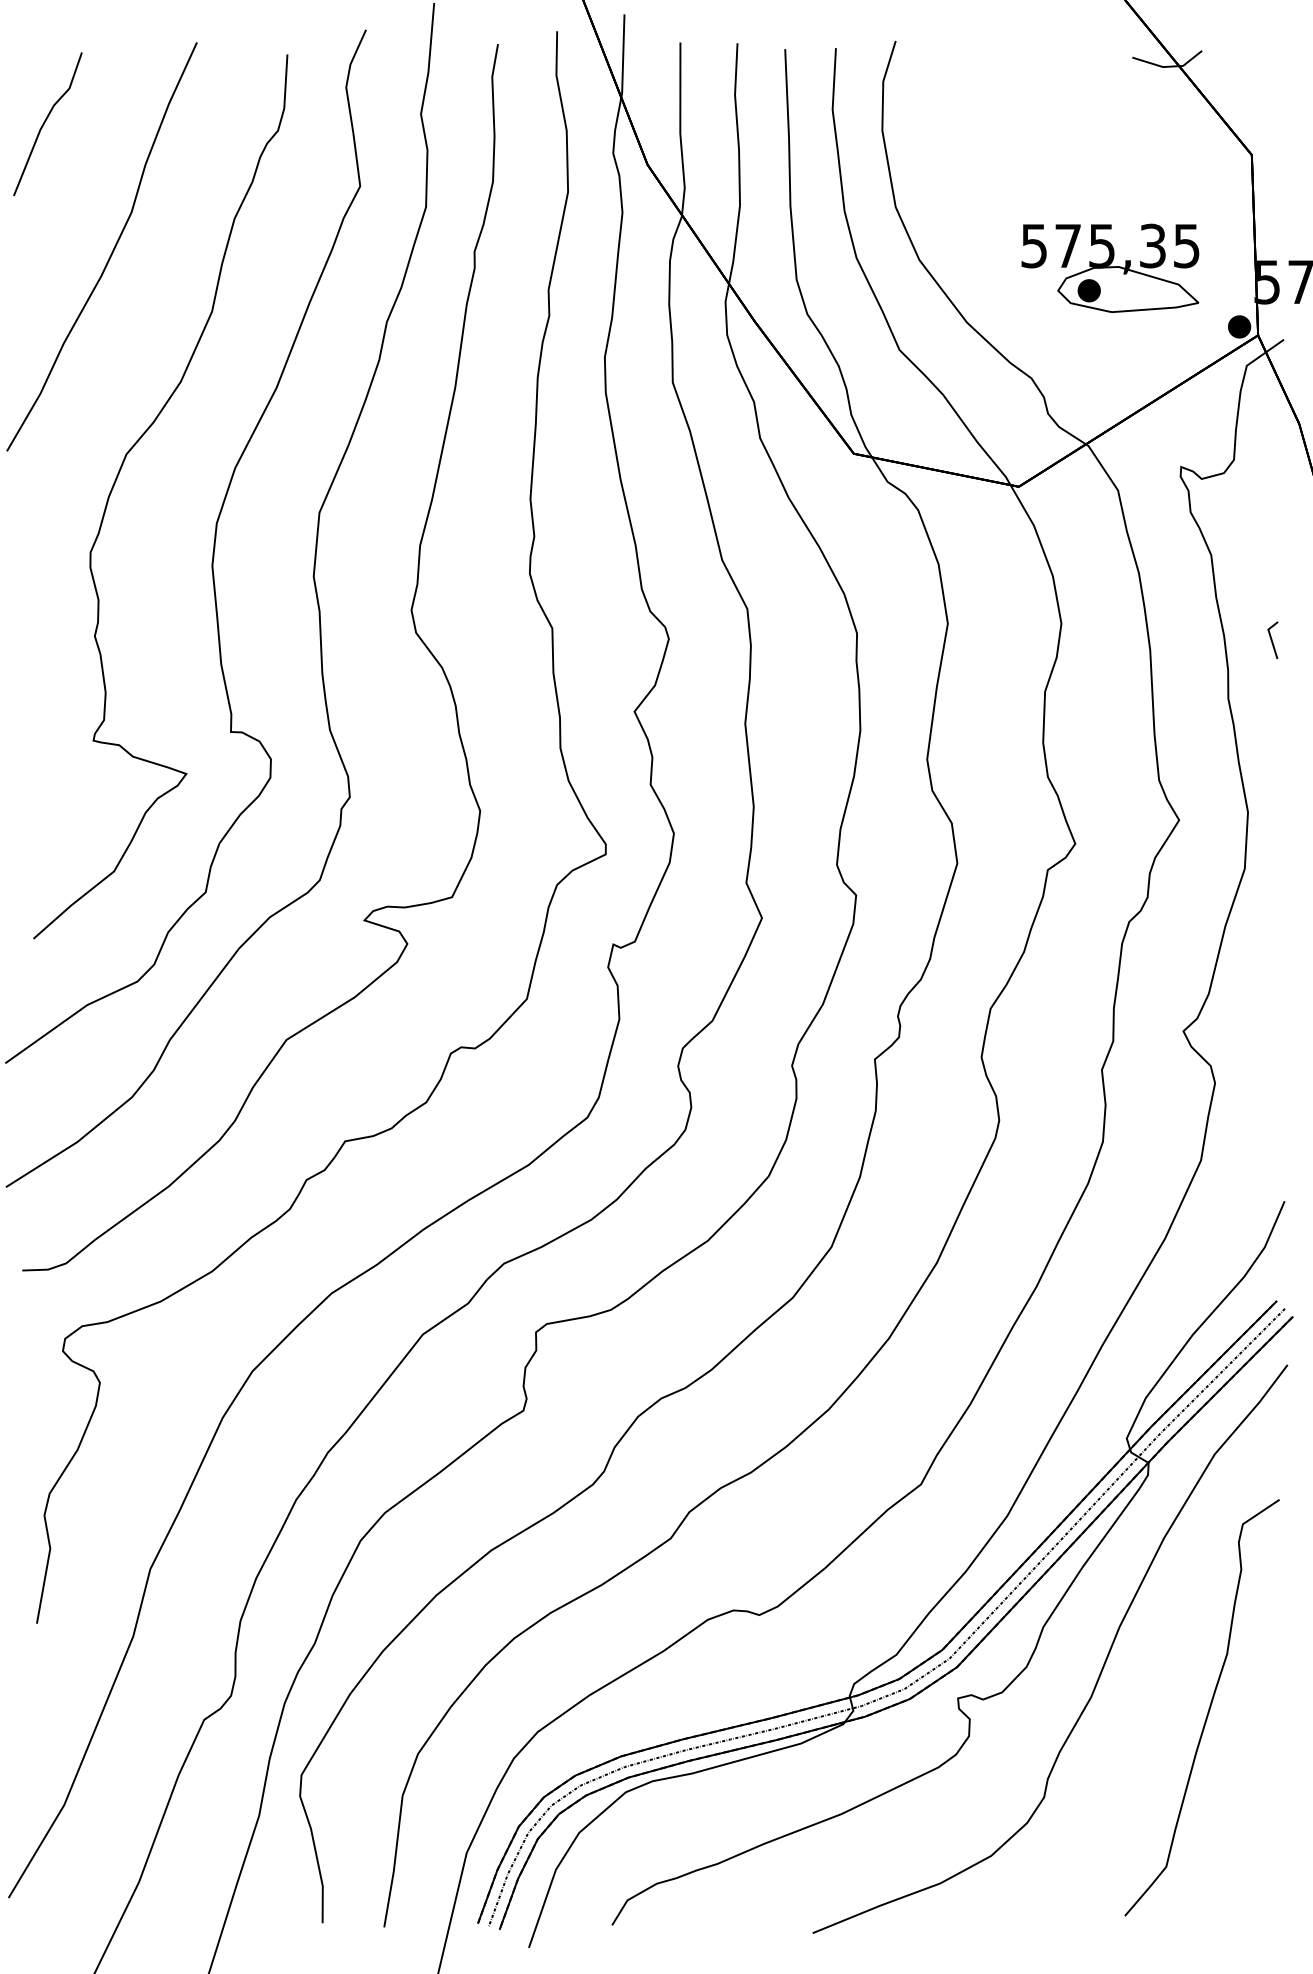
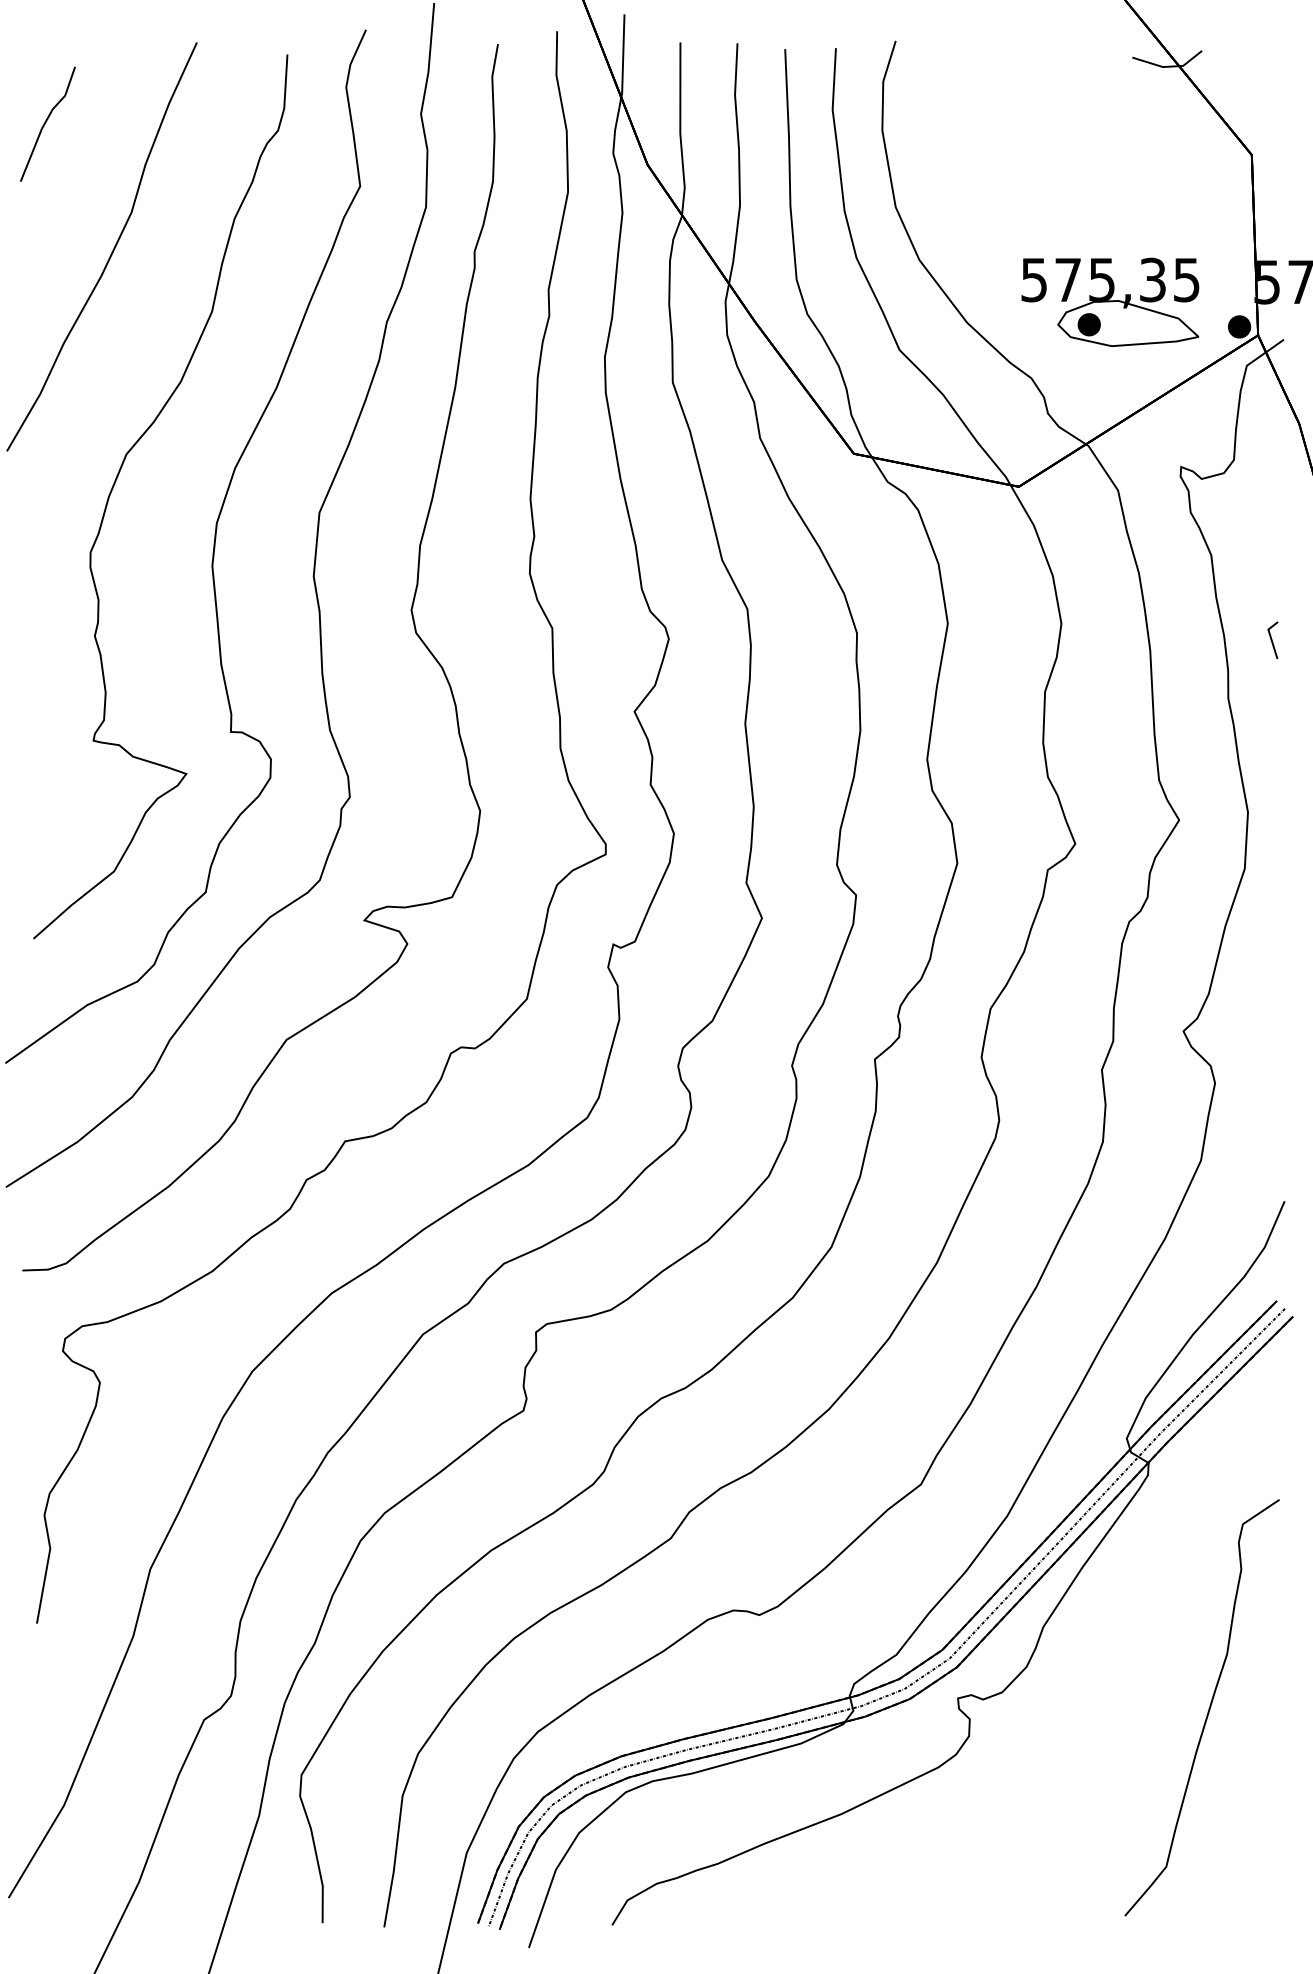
part size: 70x145 px -> 56x116 px (47, 123)
part position: (1110, 267) -> (1110, 301) (1110, 301)
curve: present -> none (1101, 1668)
